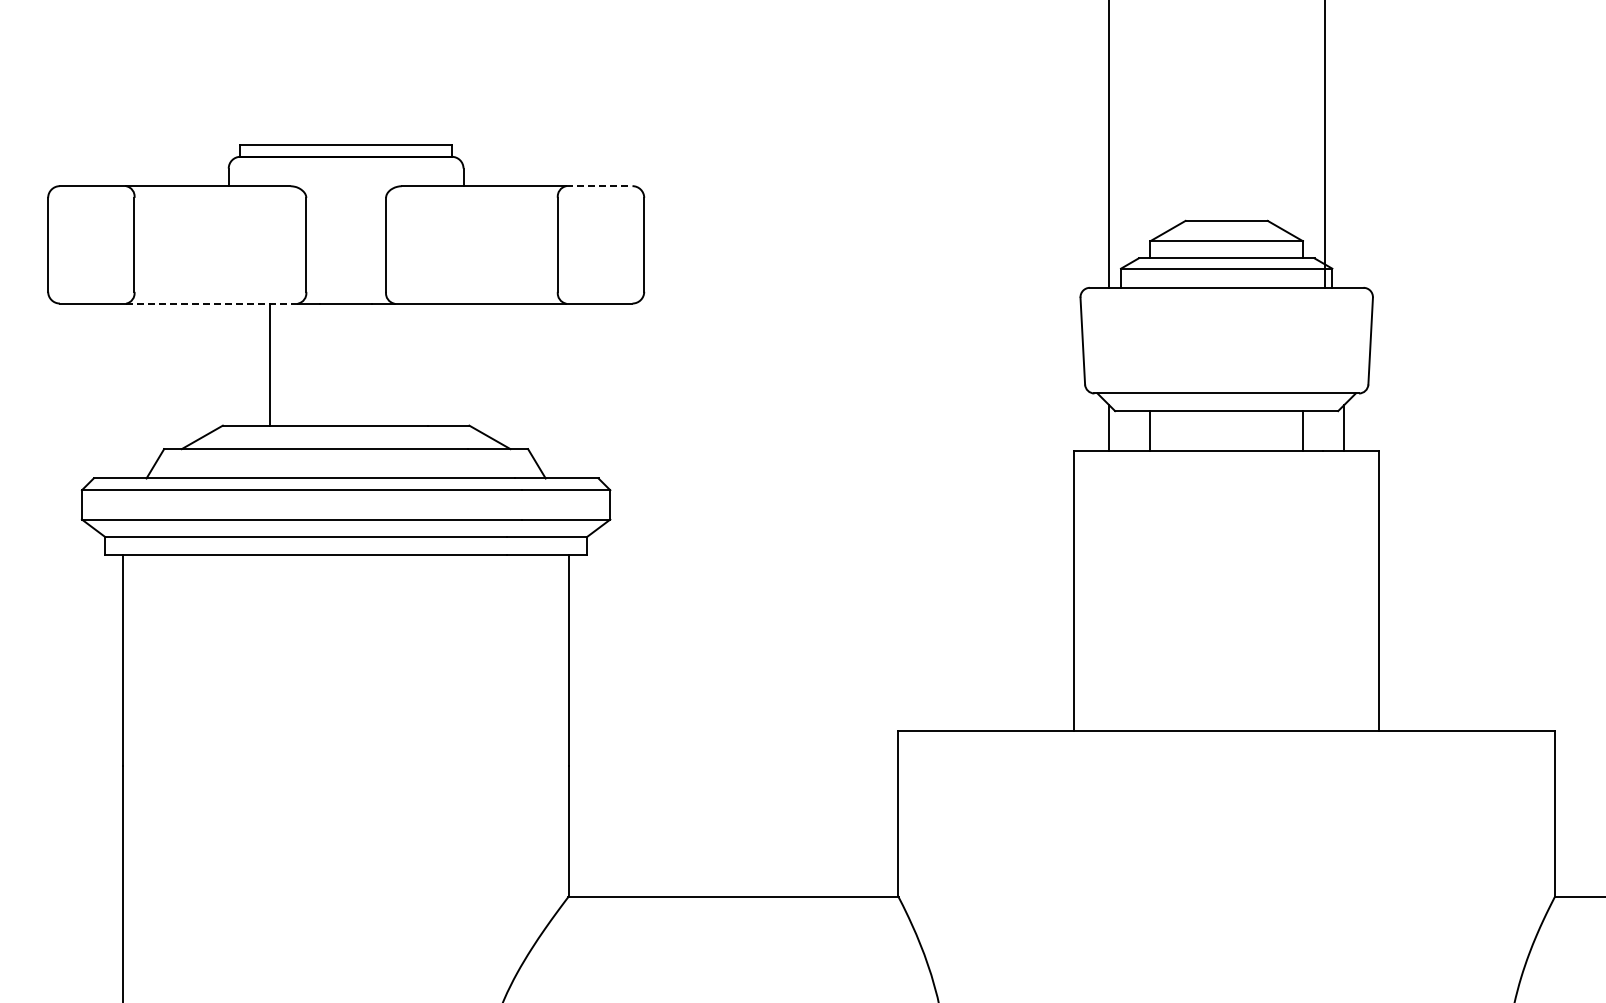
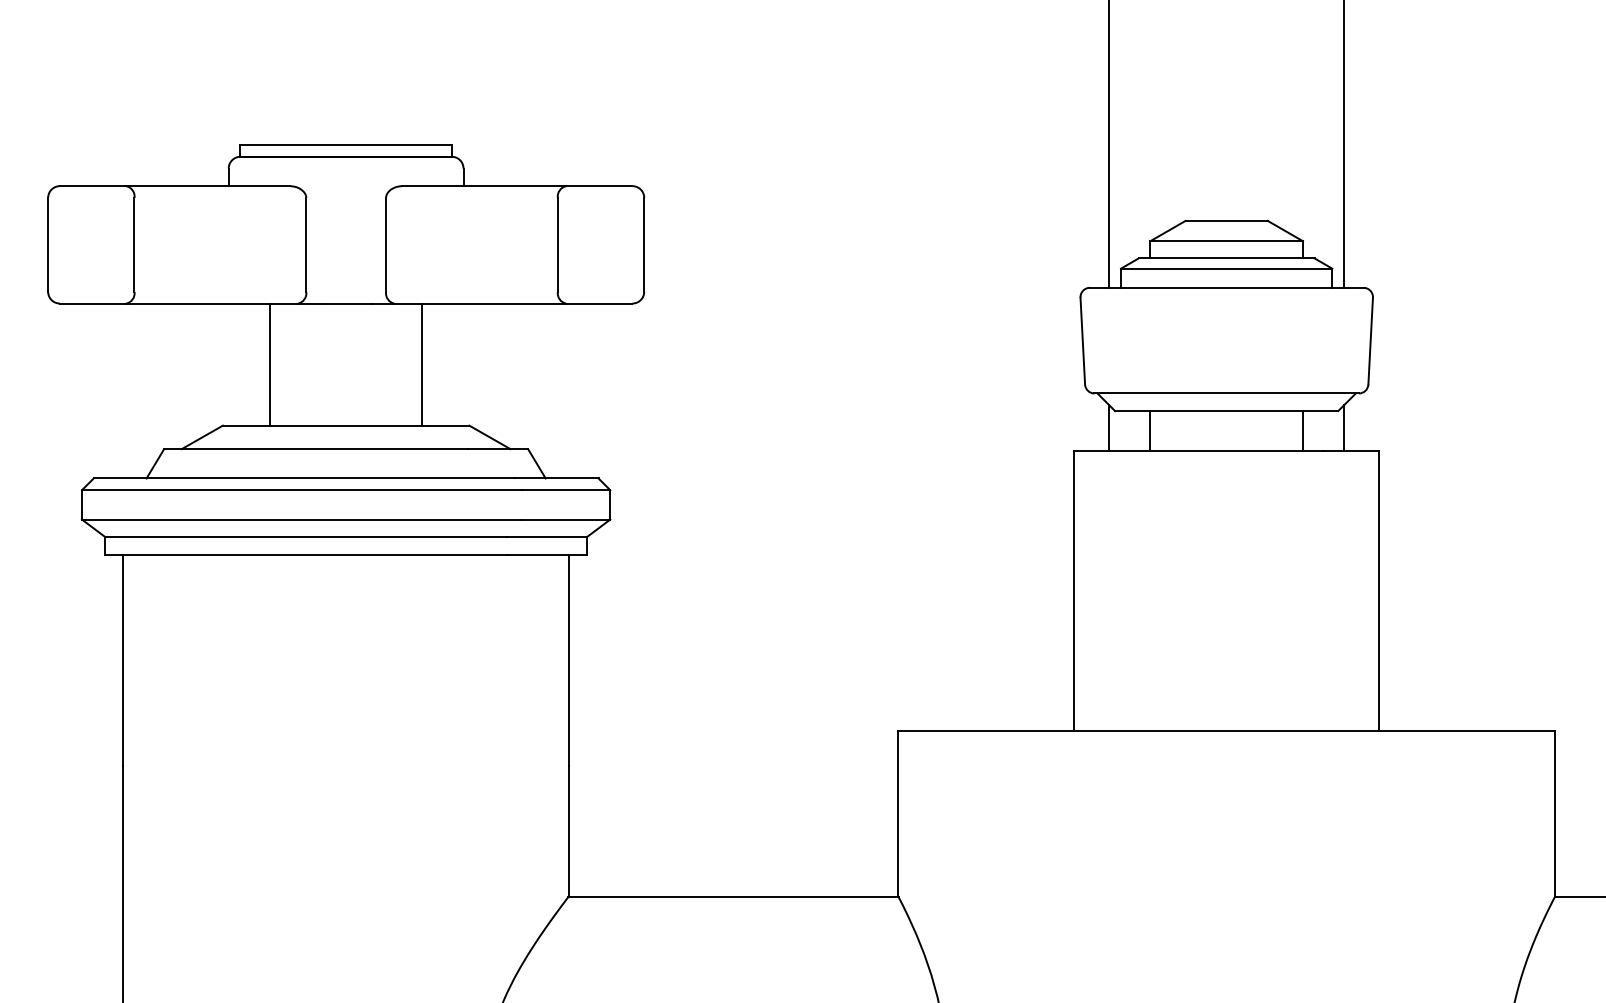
line position: (1325, 144) -> (1344, 144) (1344, 144)
line: dashed -> solid (599, 186)
line: dashed -> solid (212, 303)
line: none -> present (422, 364)
